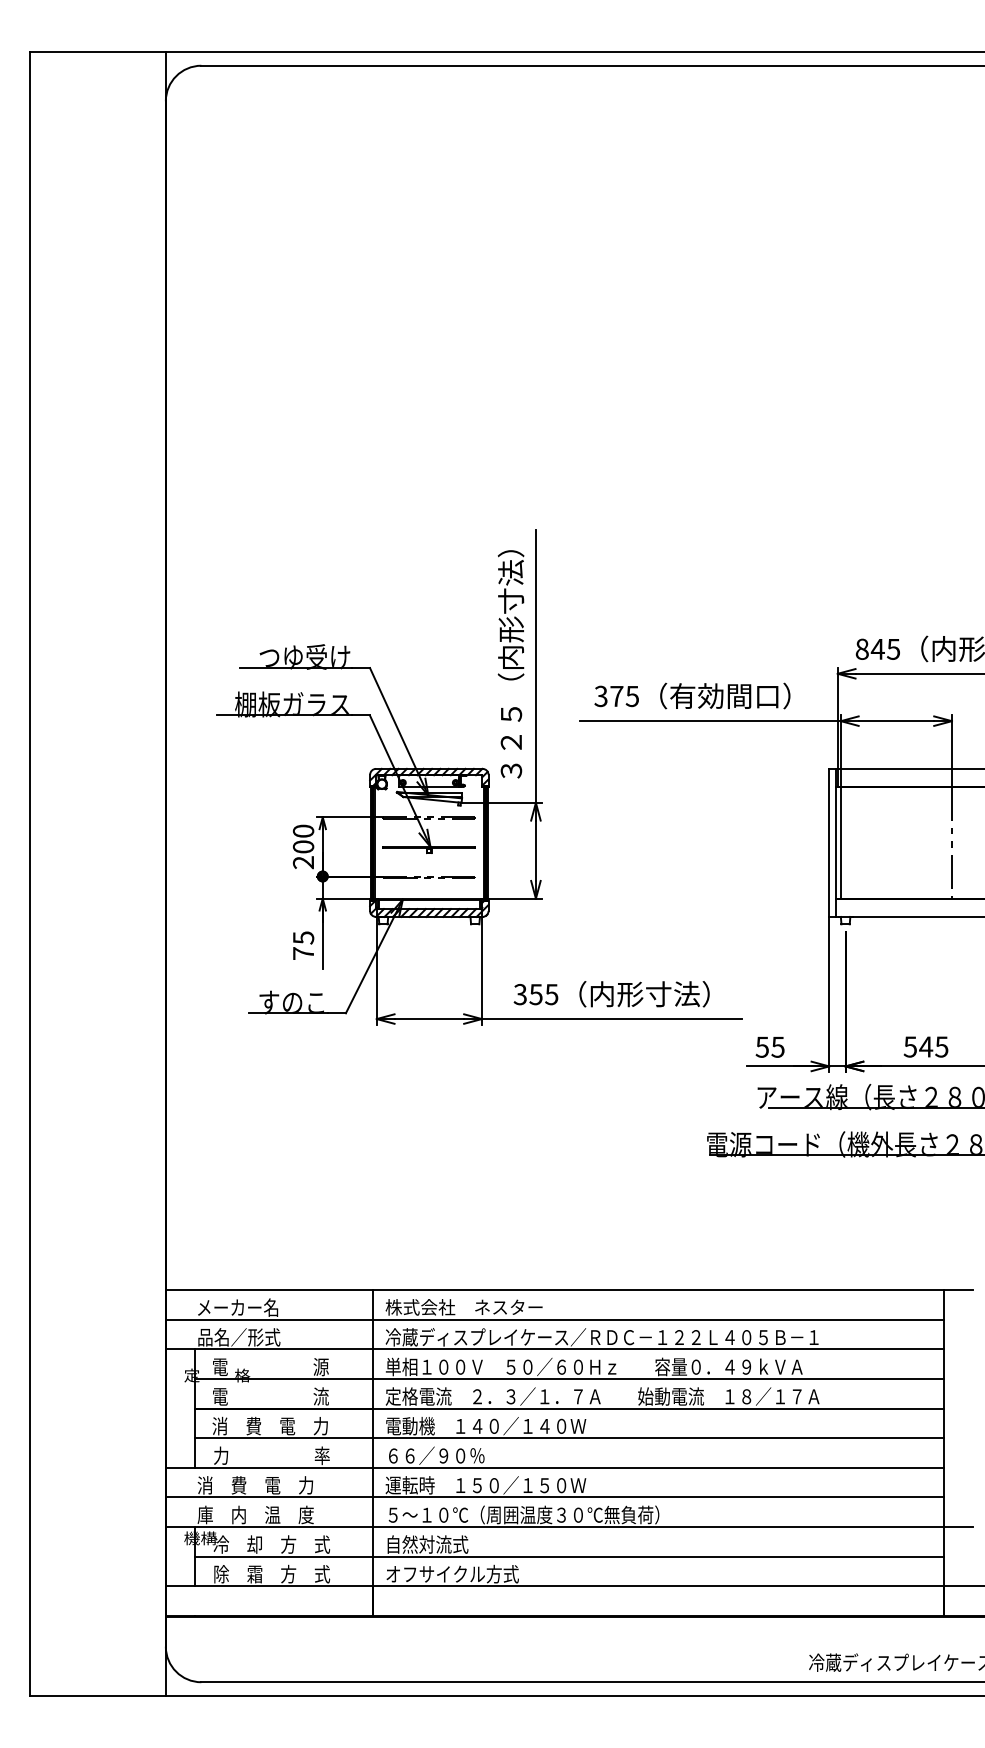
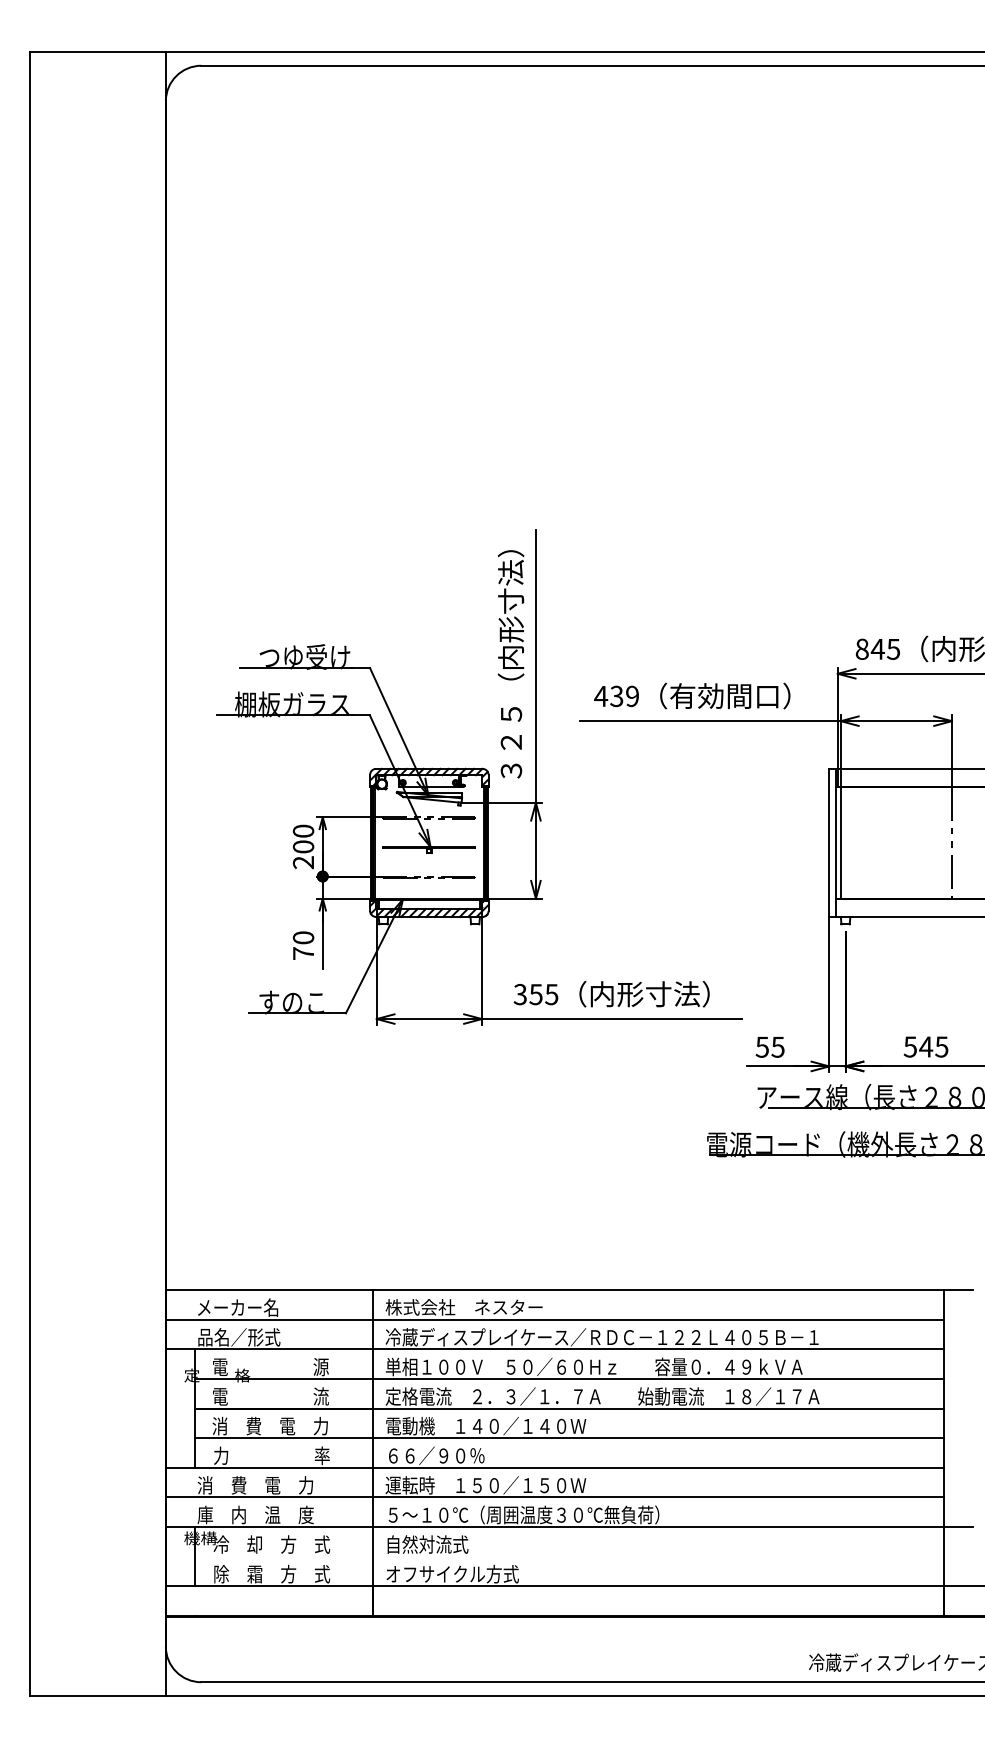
text: 375 -> 439 (616, 696)
text: 75 -> 70 (303, 937)
line: present -> none (569, 1556)
